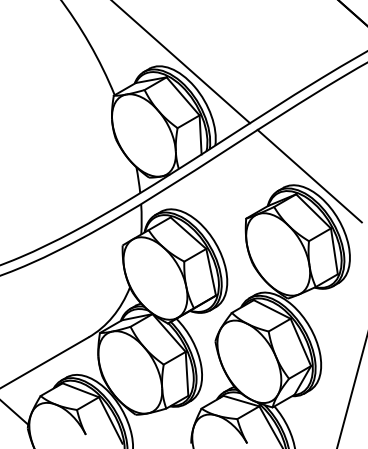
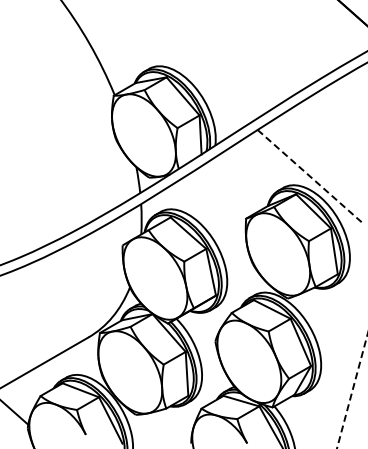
line: present -> none (181, 62)
line: solid -> dashed (309, 176)
line: solid -> dashed (352, 391)
